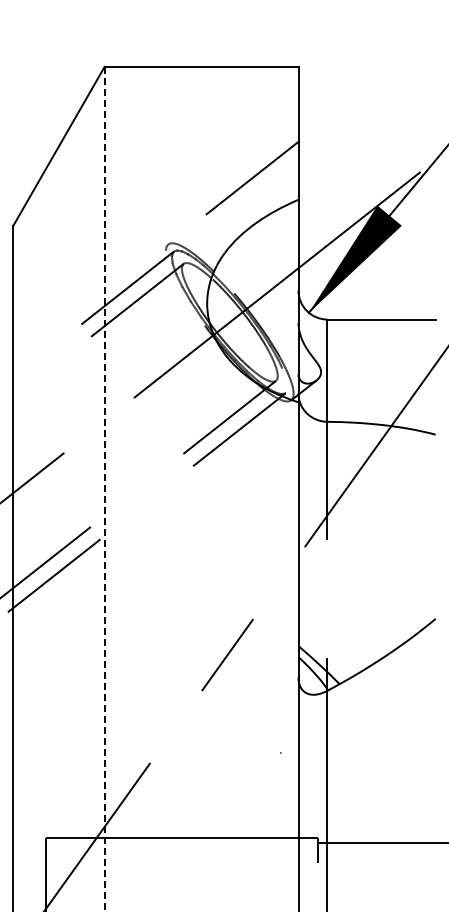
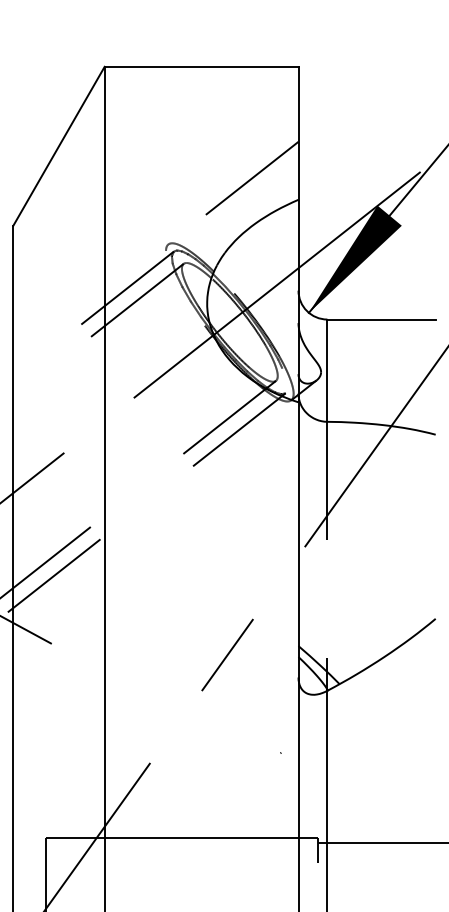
line: dashed -> solid (104, 489)
line: none -> present (26, 630)
